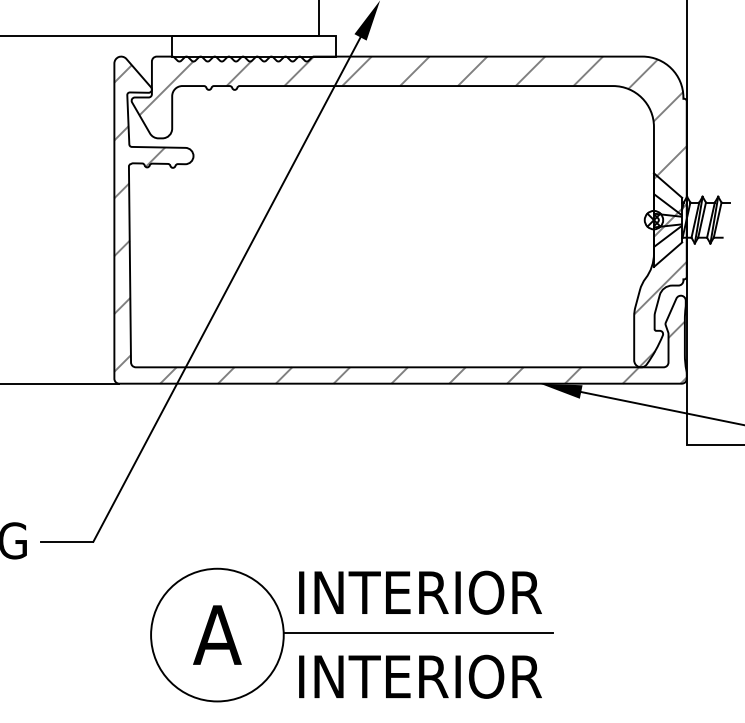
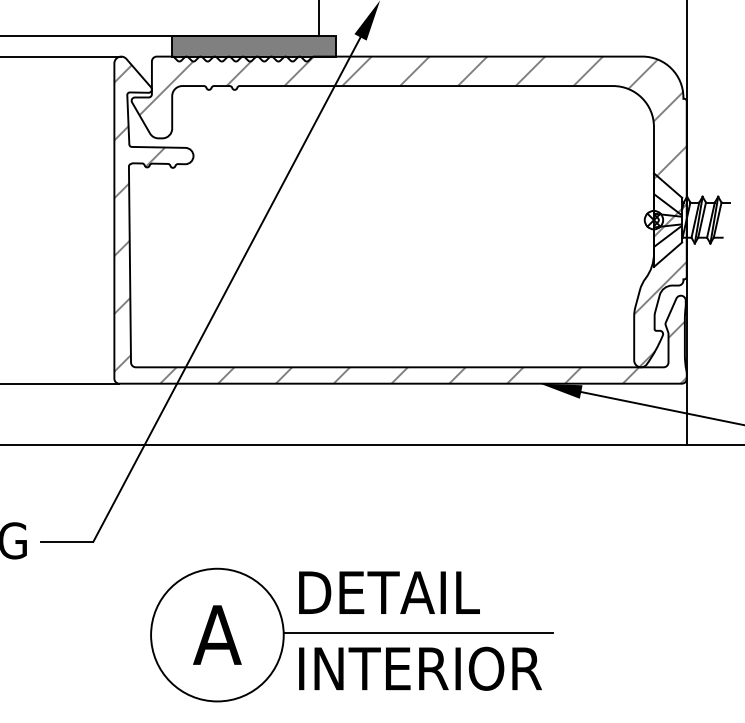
fill: none -> present (253, 46)
line: none -> present (61, 56)
line: none -> present (344, 445)
text: INTERIOR -> DETAIL (422, 592)
text position: (420, 676) -> (420, 668) (420, 668)
